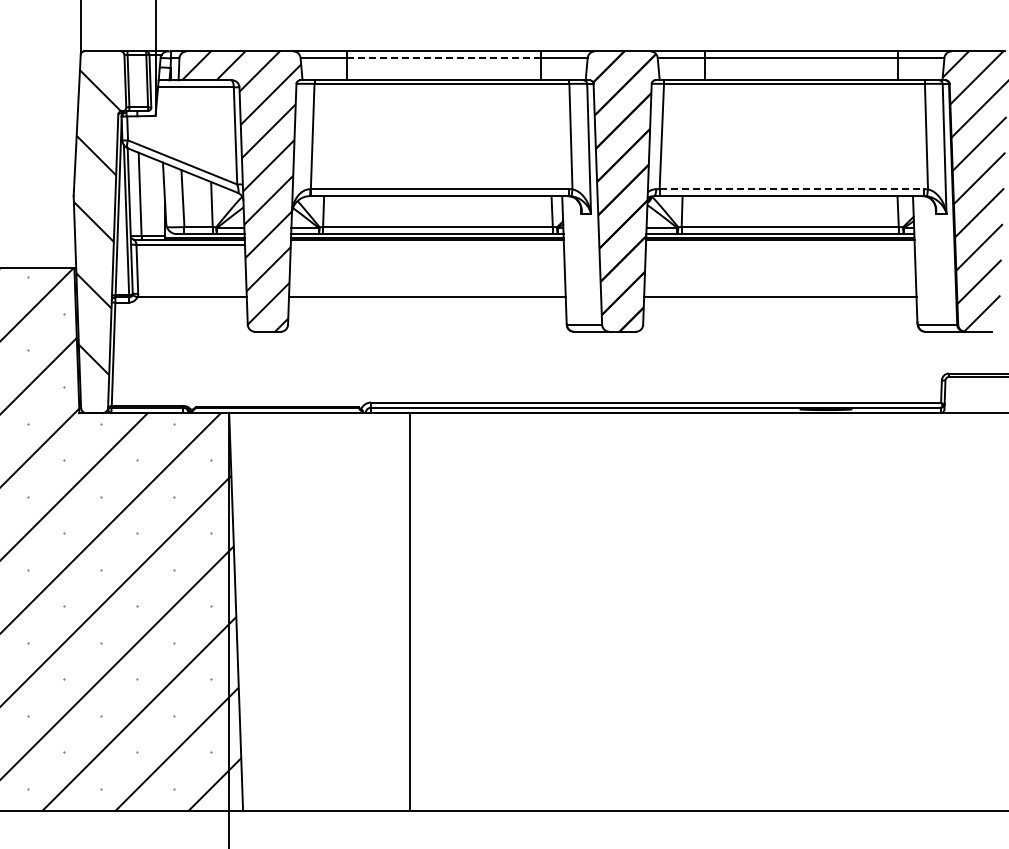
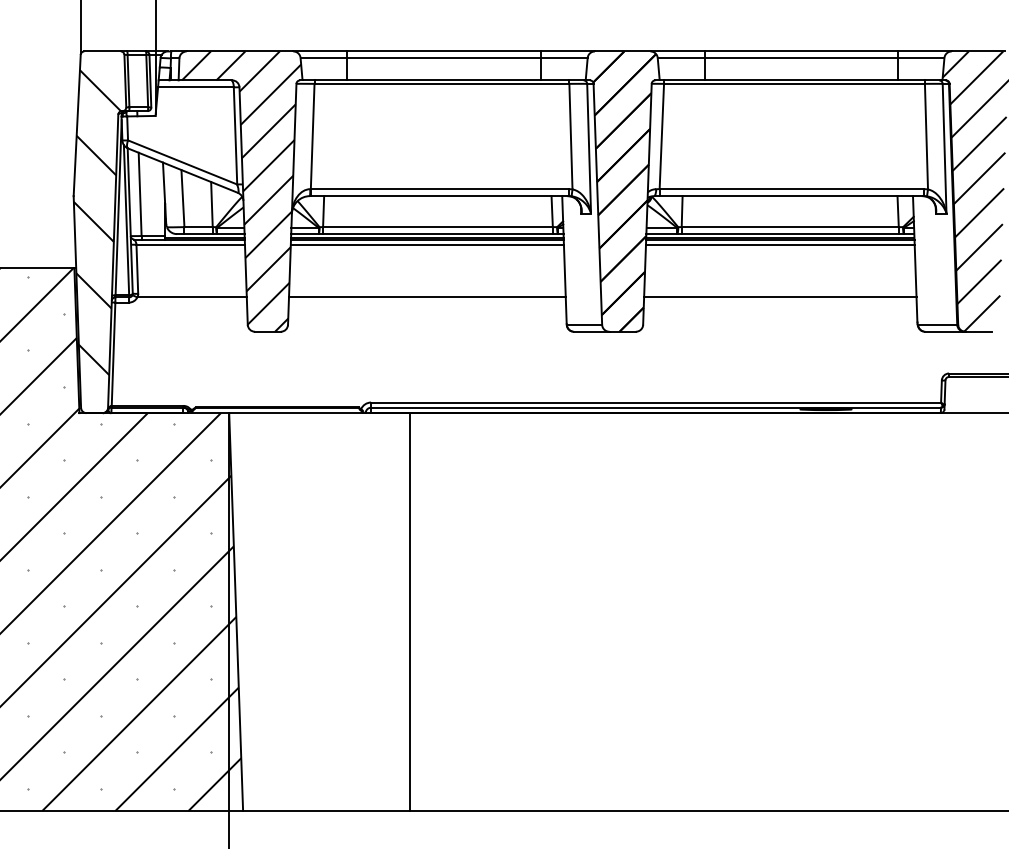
line: dashed -> solid (444, 58)
line: dashed -> solid (792, 189)
line: none -> present (426, 244)
line: none -> present (780, 244)
